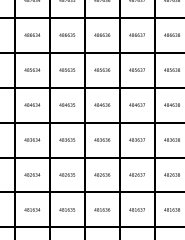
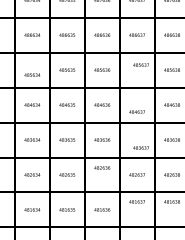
text position: (32, 69) -> (32, 74) (32, 74)
text position: (136, 69) -> (140, 64) (140, 64)
text position: (136, 104) -> (136, 111) (136, 111)
text position: (136, 139) -> (140, 147) (140, 147)
text position: (102, 174) -> (102, 167) (102, 167)
text position: (136, 209) -> (136, 201) (136, 201)
text position: (171, 209) -> (171, 201) (171, 201)
